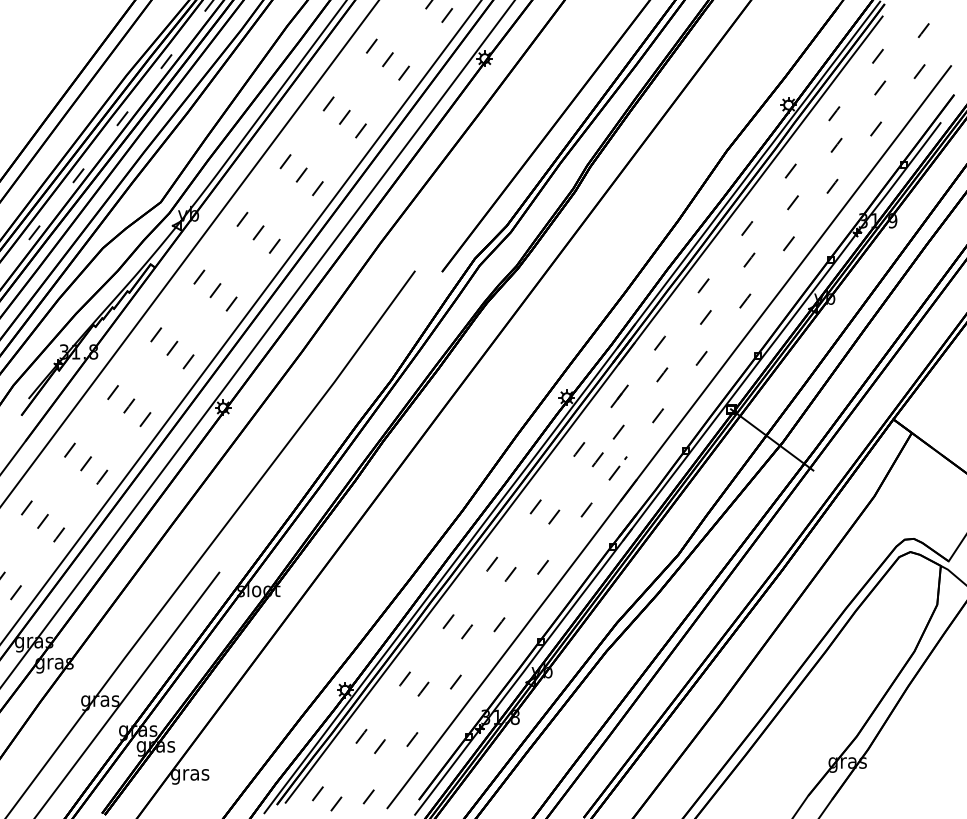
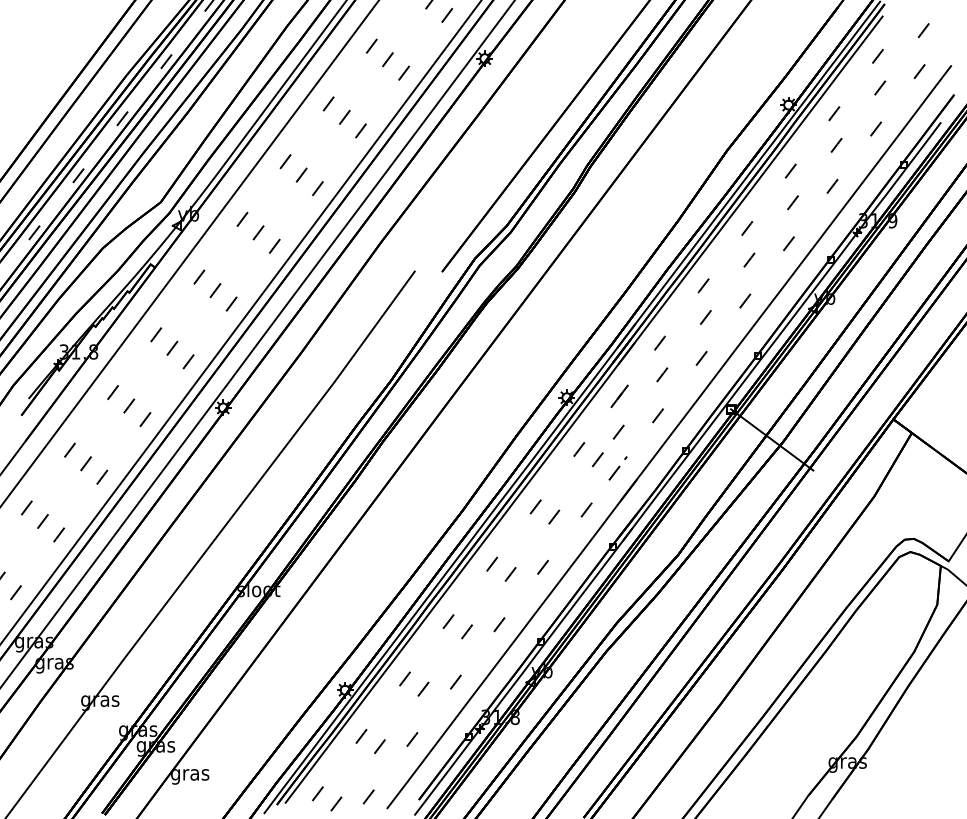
line: present -> none (127, 693)
